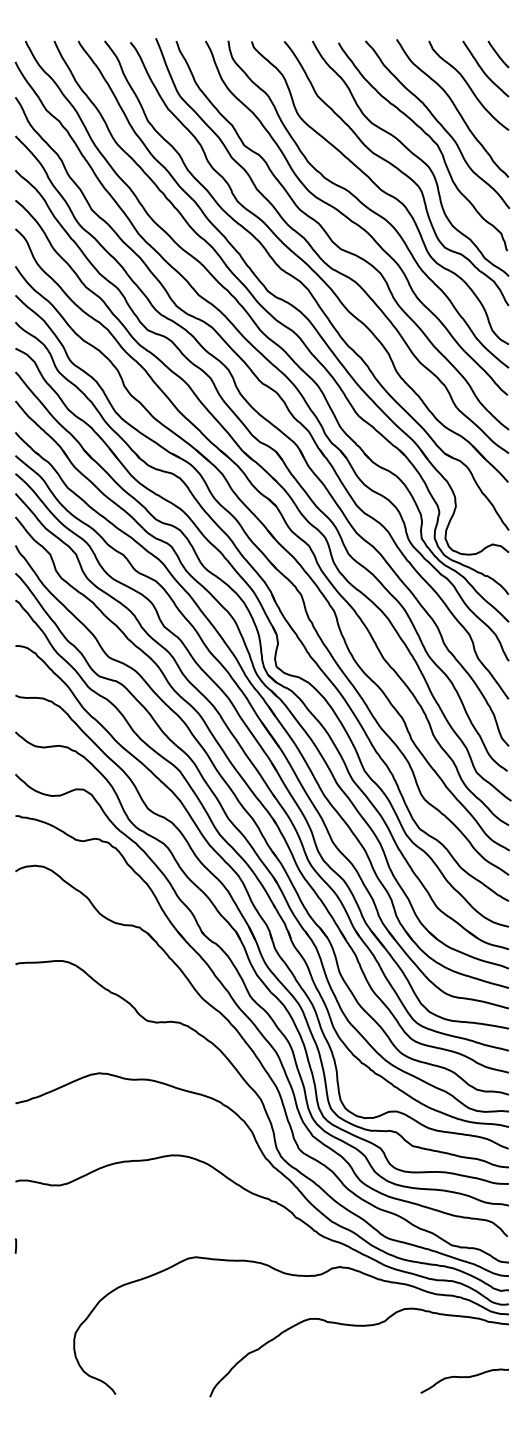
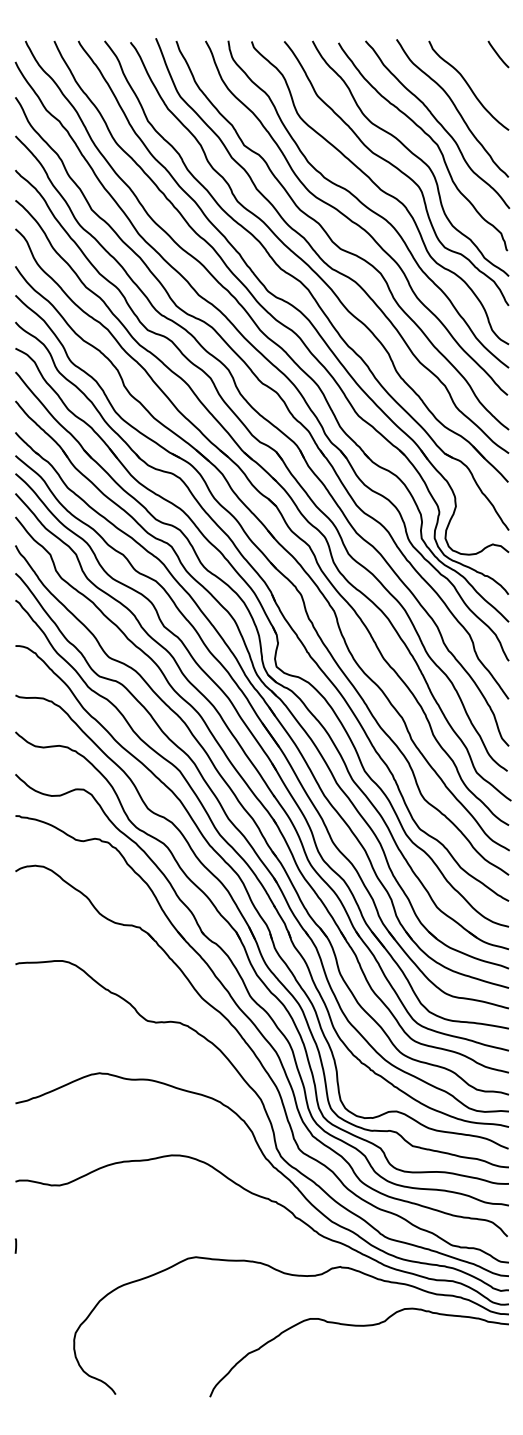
curve: present -> none (483, 69)
curve: present -> none (462, 1378)
